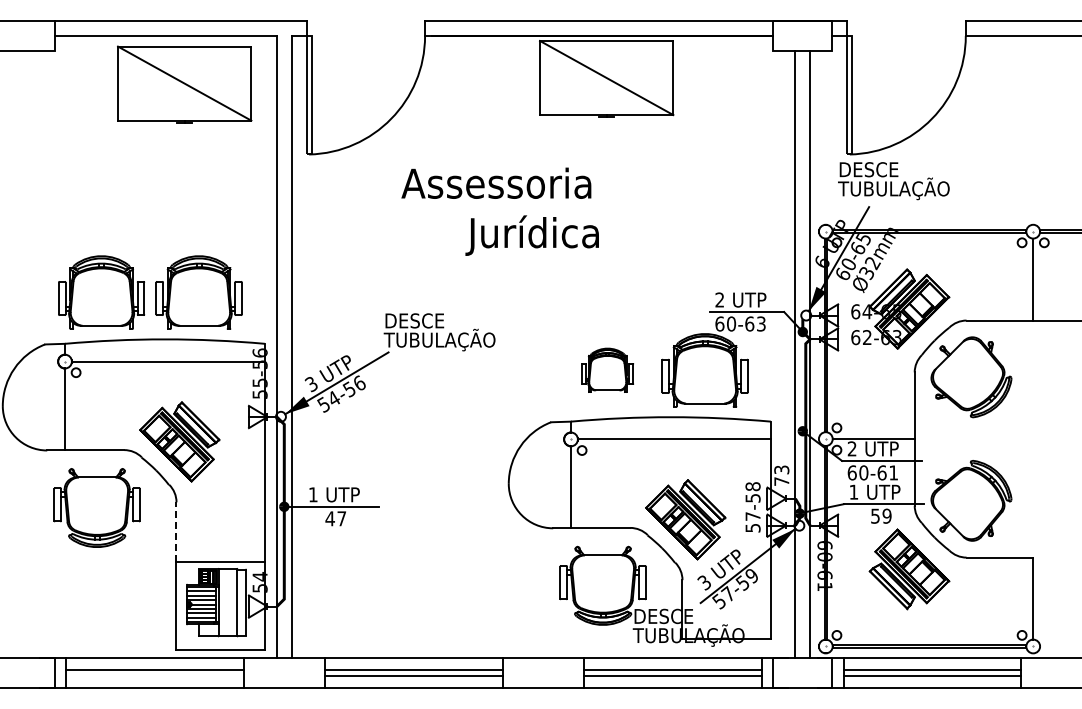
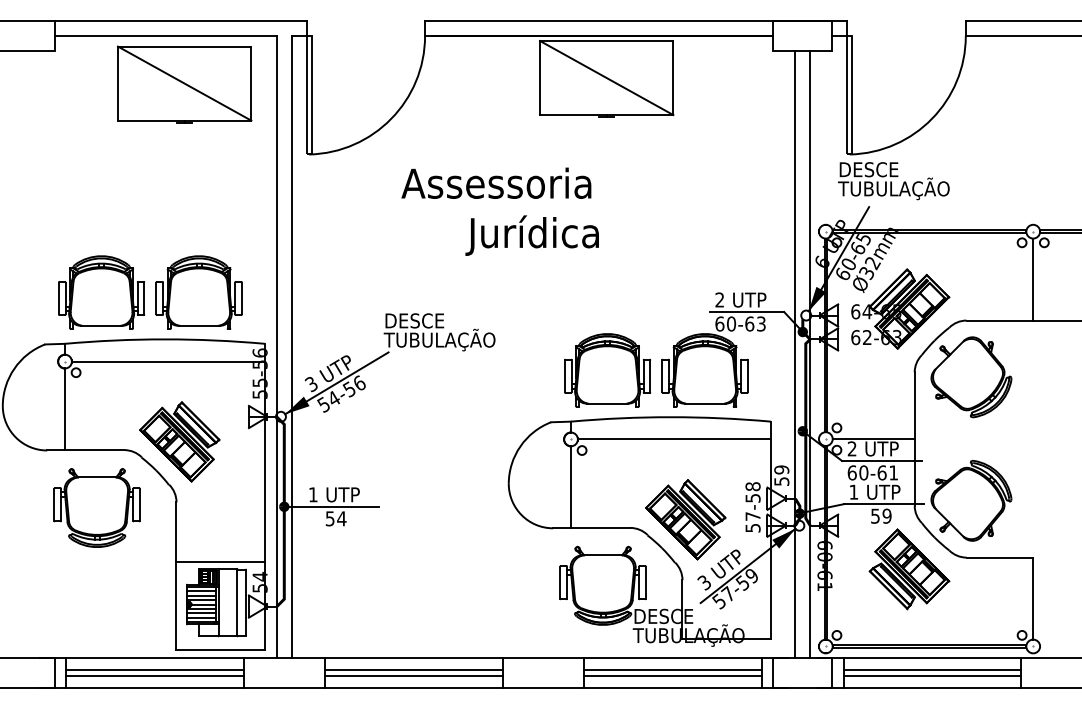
part size: 53x46 px -> 88x75 px (607, 370)
text: 73 -> 59 (781, 475)
text: 47 -> 54 (335, 518)
line: dashed -> solid (176, 531)
line: none -> present (154, 675)
